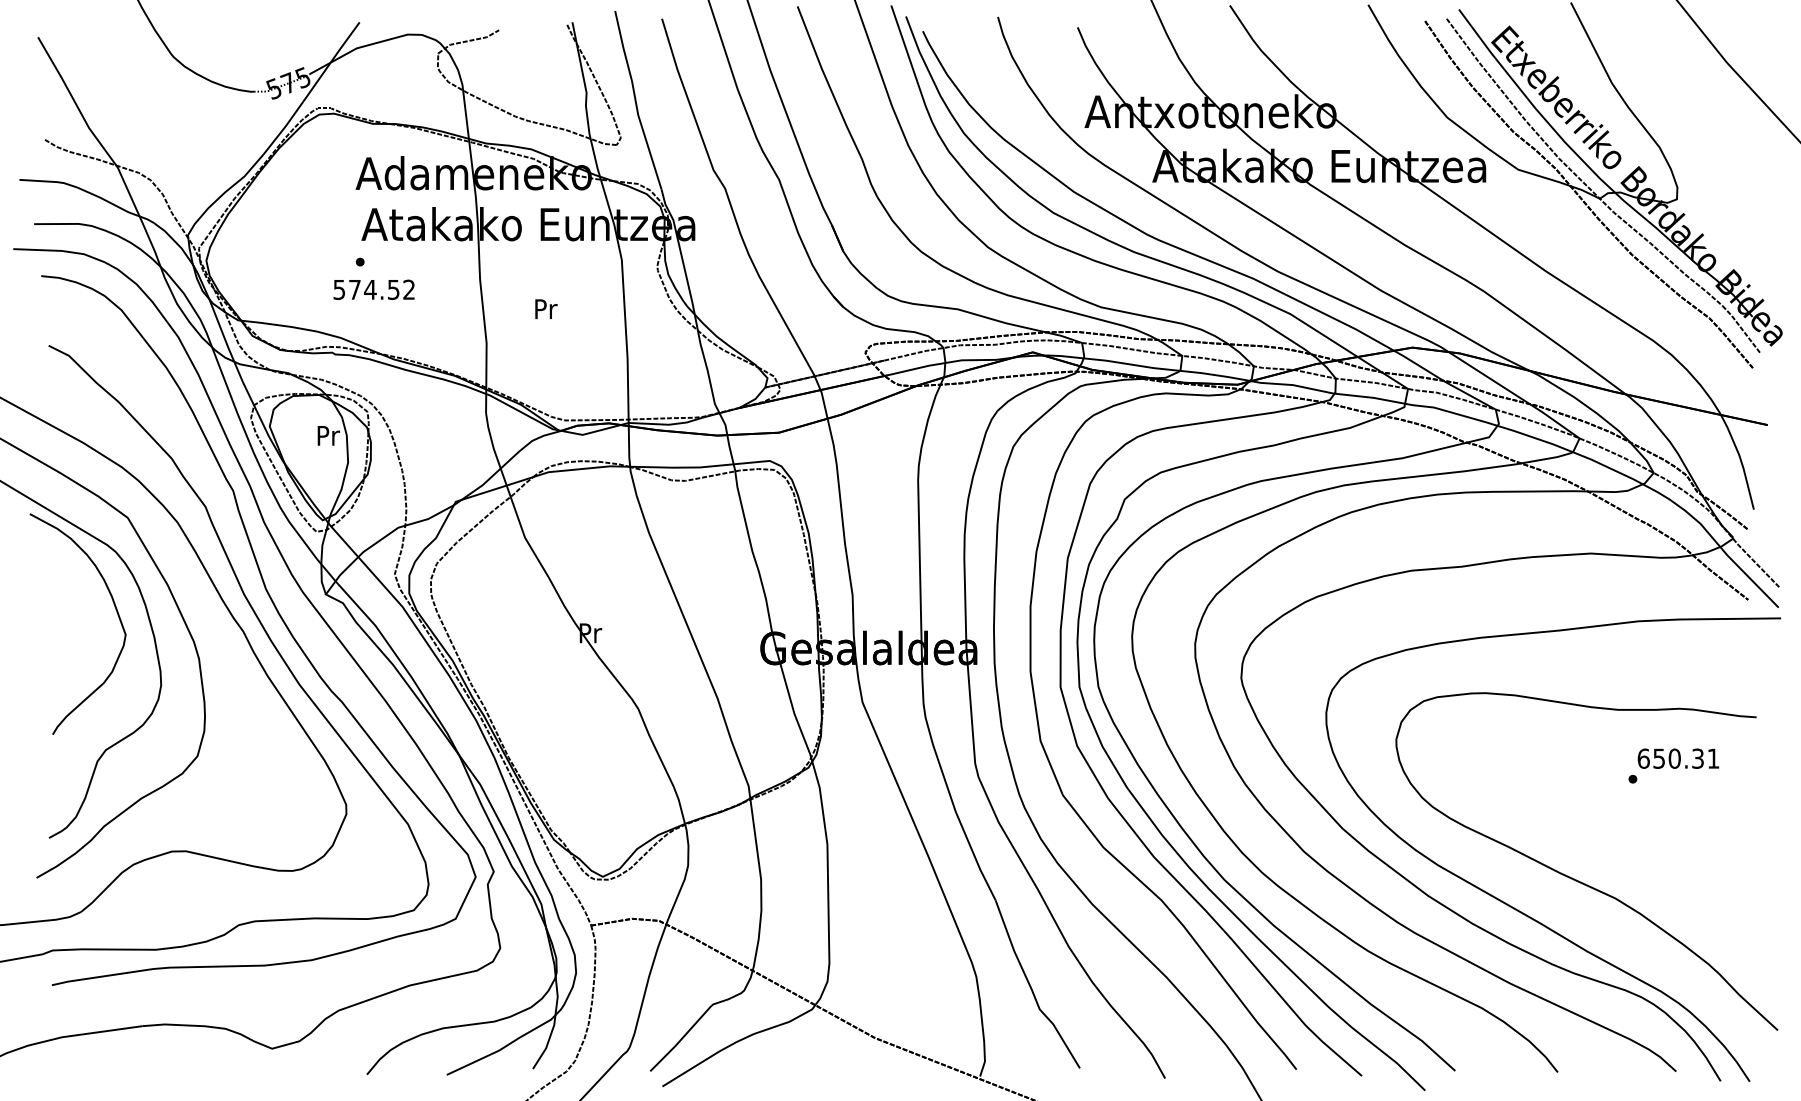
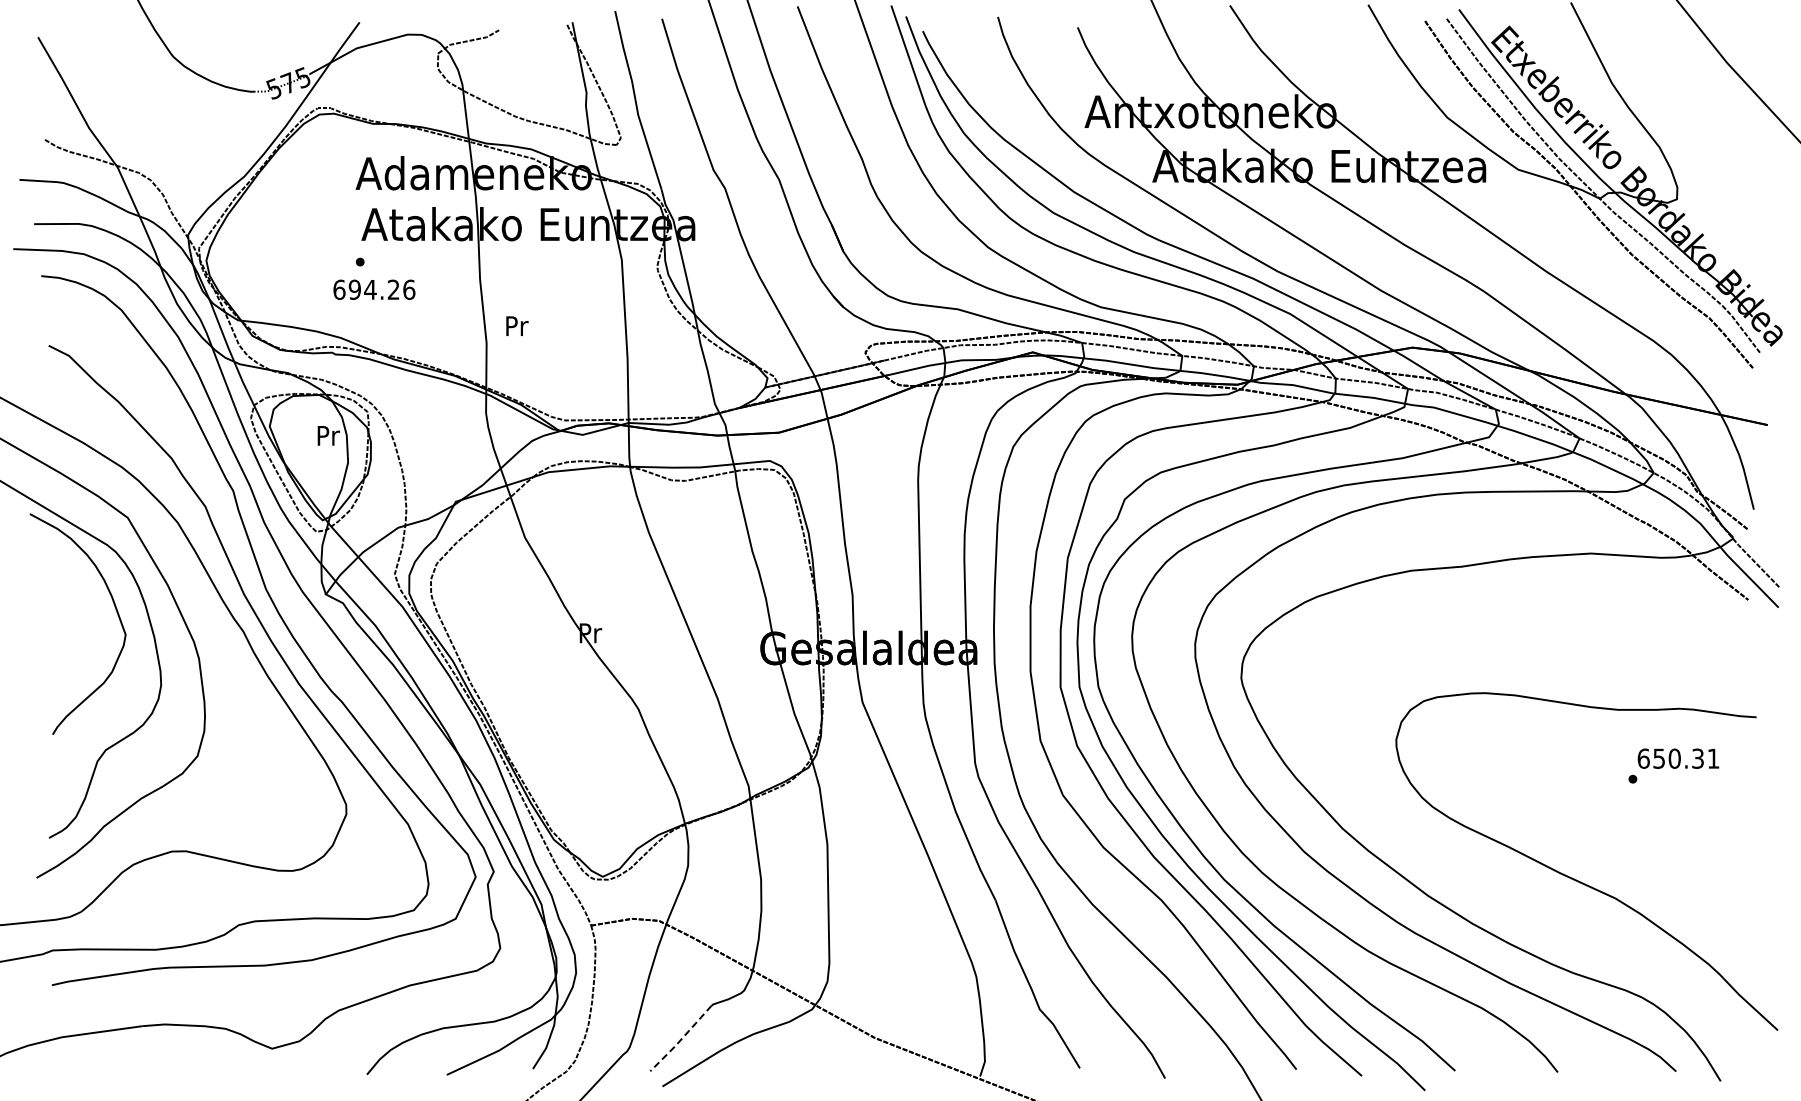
text: 574.52 -> 694.26 (374, 289)
text position: (546, 308) -> (517, 325) (517, 325)
curve: present -> none (1518, 909)
line: solid -> dashed (680, 1040)
